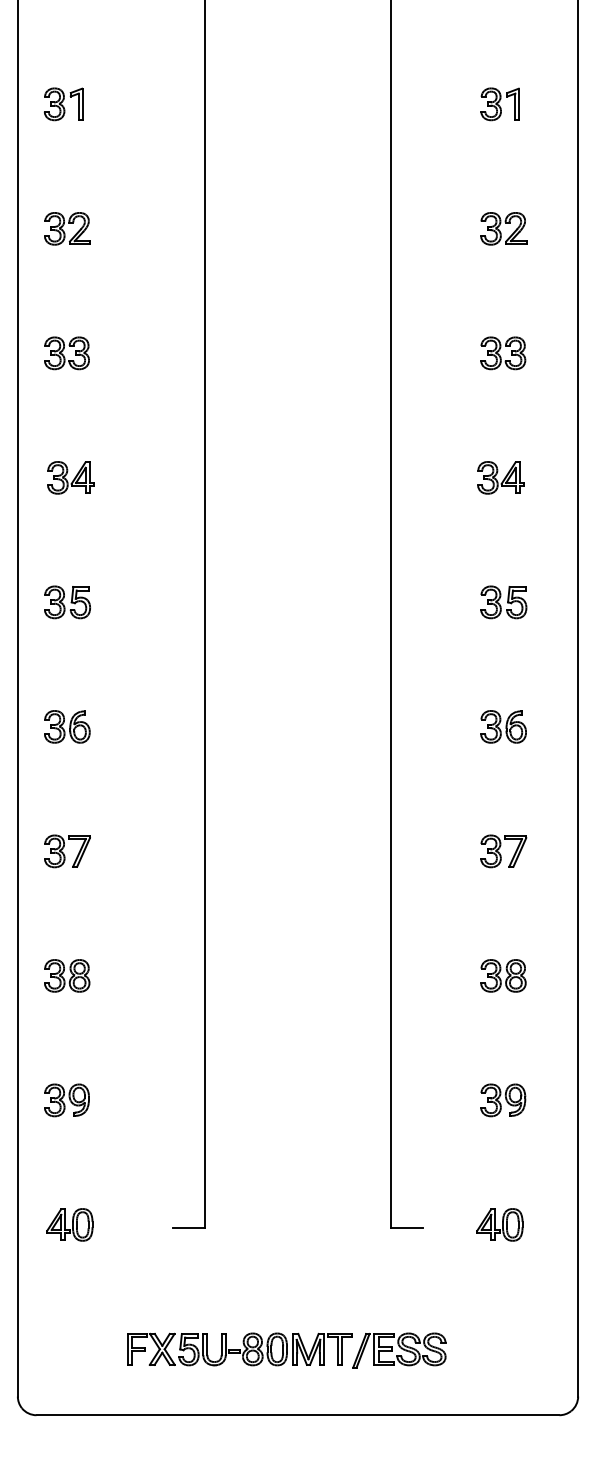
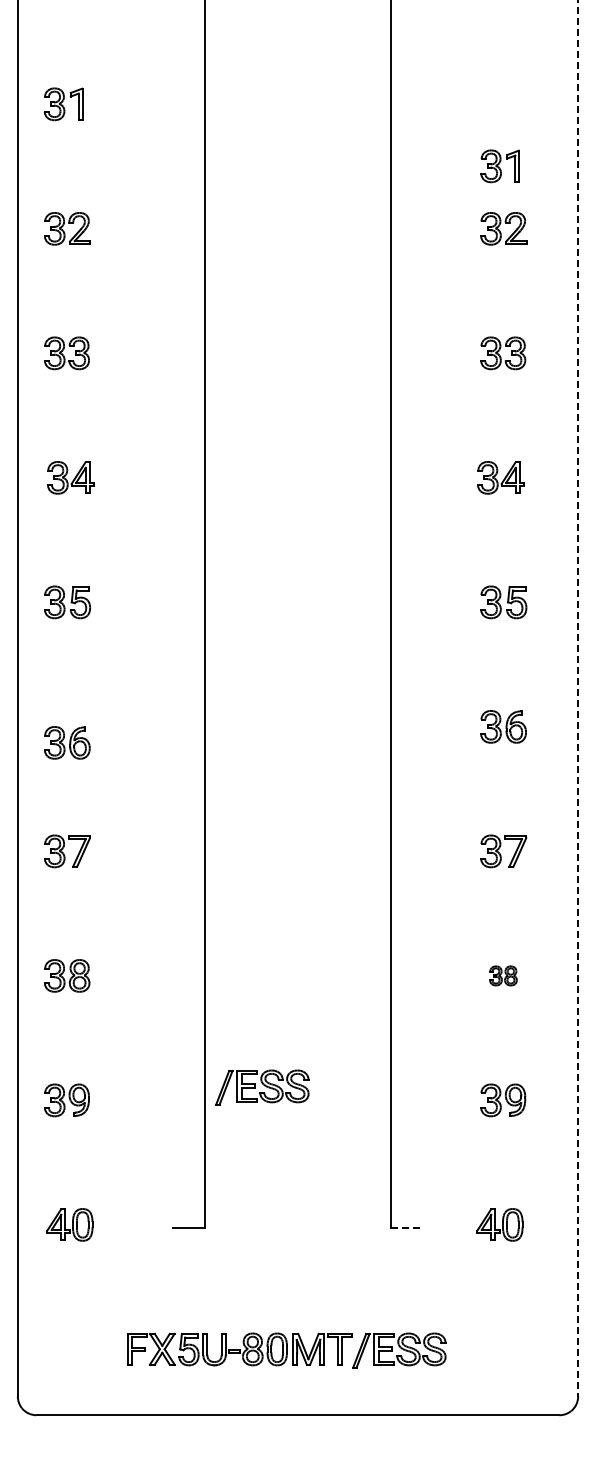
part position: (499, 104) -> (499, 166) (499, 166)
line: solid -> dashed (578, 698)
part position: (67, 726) -> (67, 742) (67, 742)
part size: 47x34 px -> 29x22 px (503, 975)
part: none -> present (262, 1087)
line: solid -> dashed (406, 1228)
